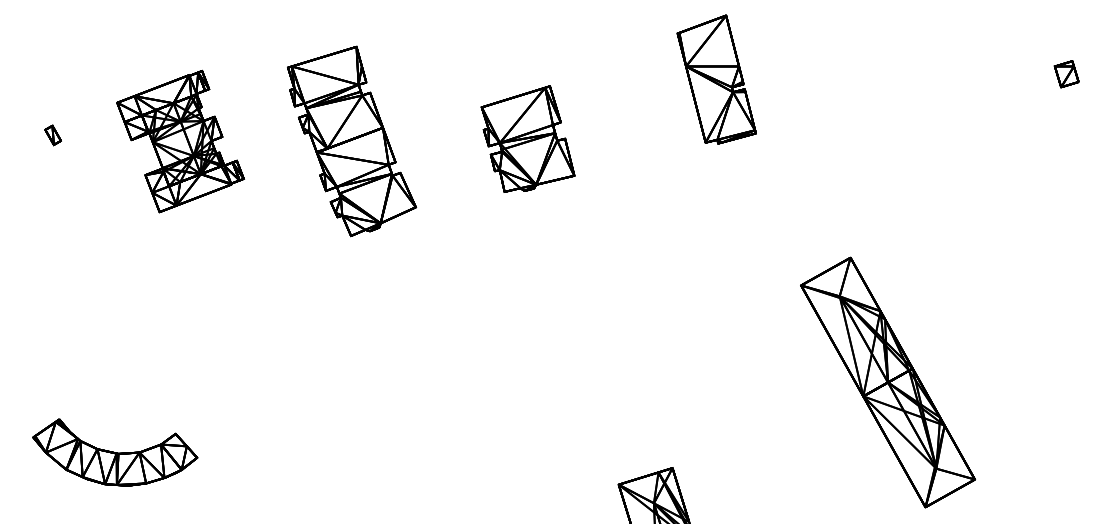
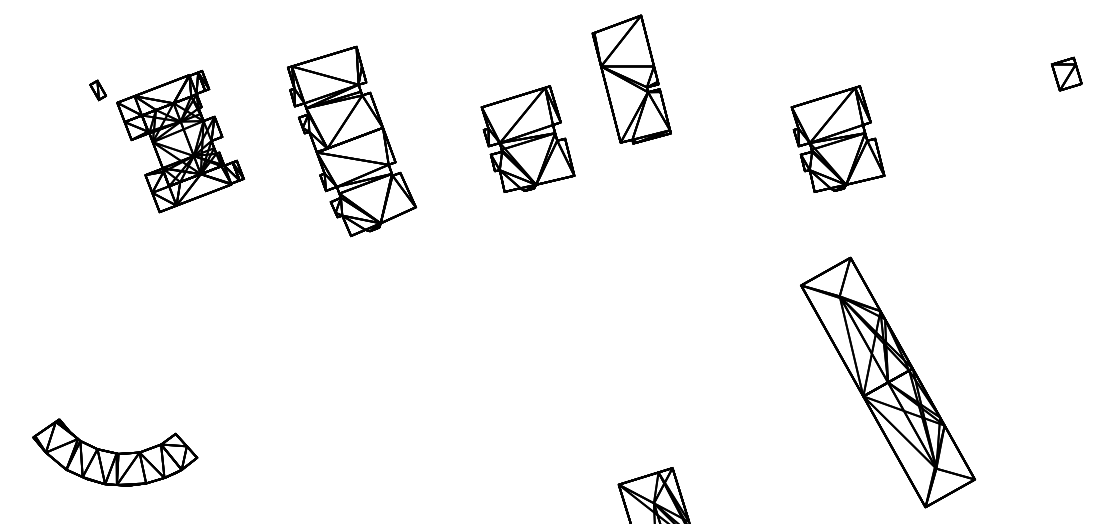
part size: 27x29 px -> 33x36 px (1066, 73)
part position: (716, 79) -> (631, 79) (631, 79)
part position: (52, 135) -> (97, 90) (97, 90)
part: none -> present (837, 138)
